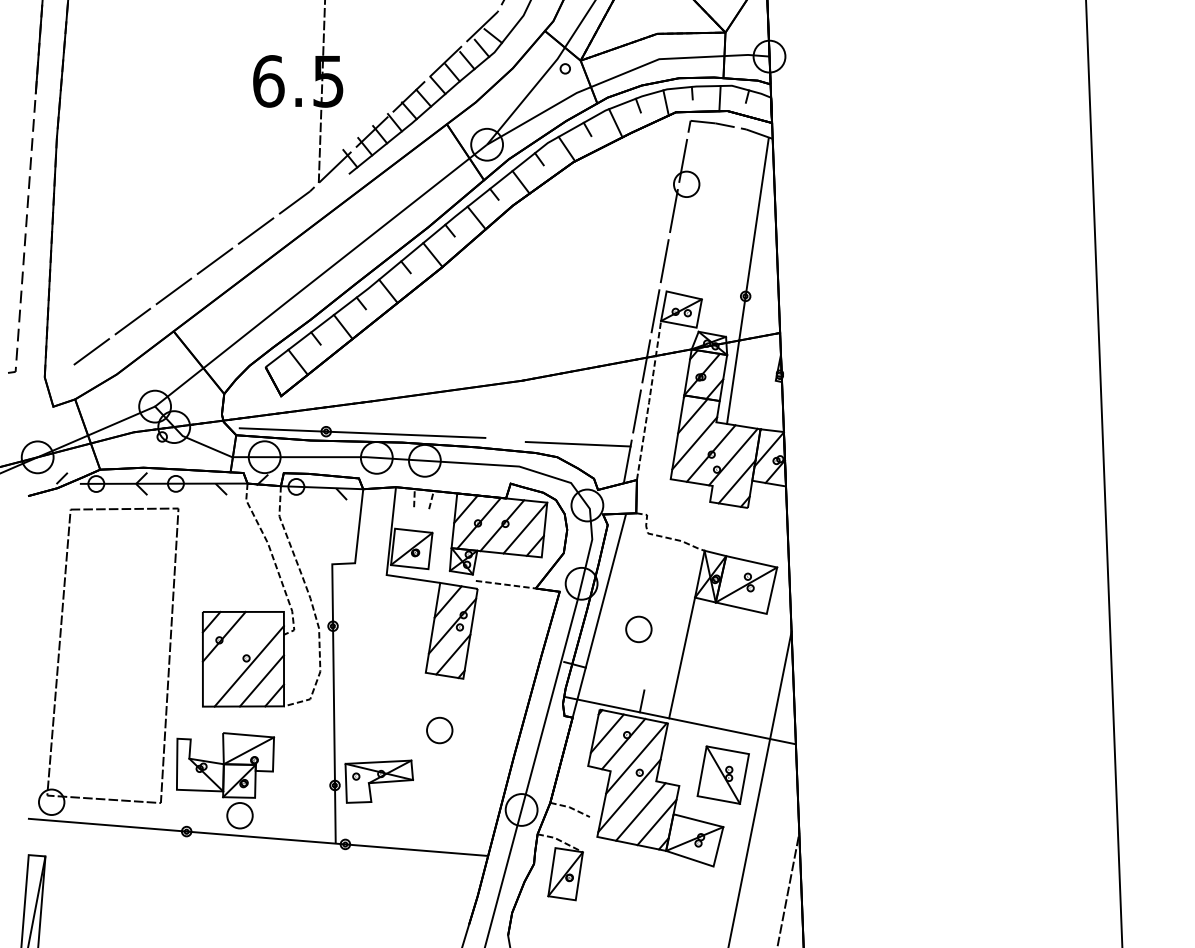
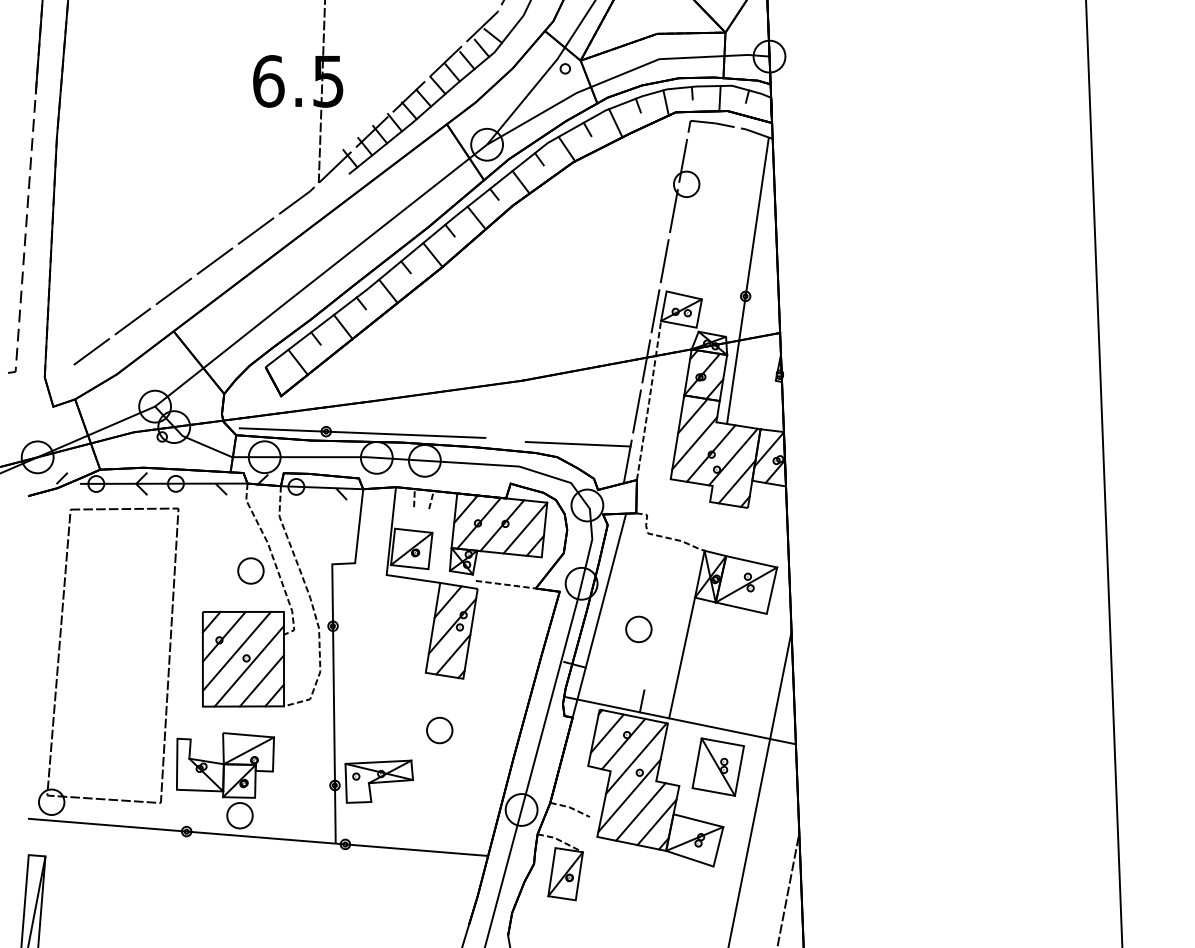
part: none -> present (250, 570)
line: none -> present (236, 650)
part position: (722, 774) -> (717, 766) (717, 766)
